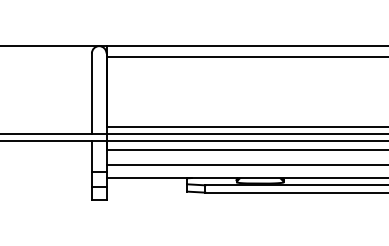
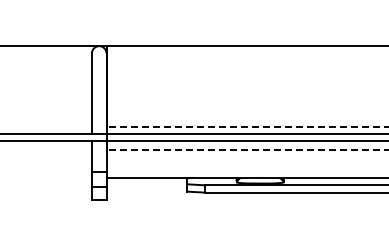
line: present -> none (245, 57)
line: solid -> dashed (247, 126)
line: solid -> dashed (247, 150)
line: present -> none (245, 165)
